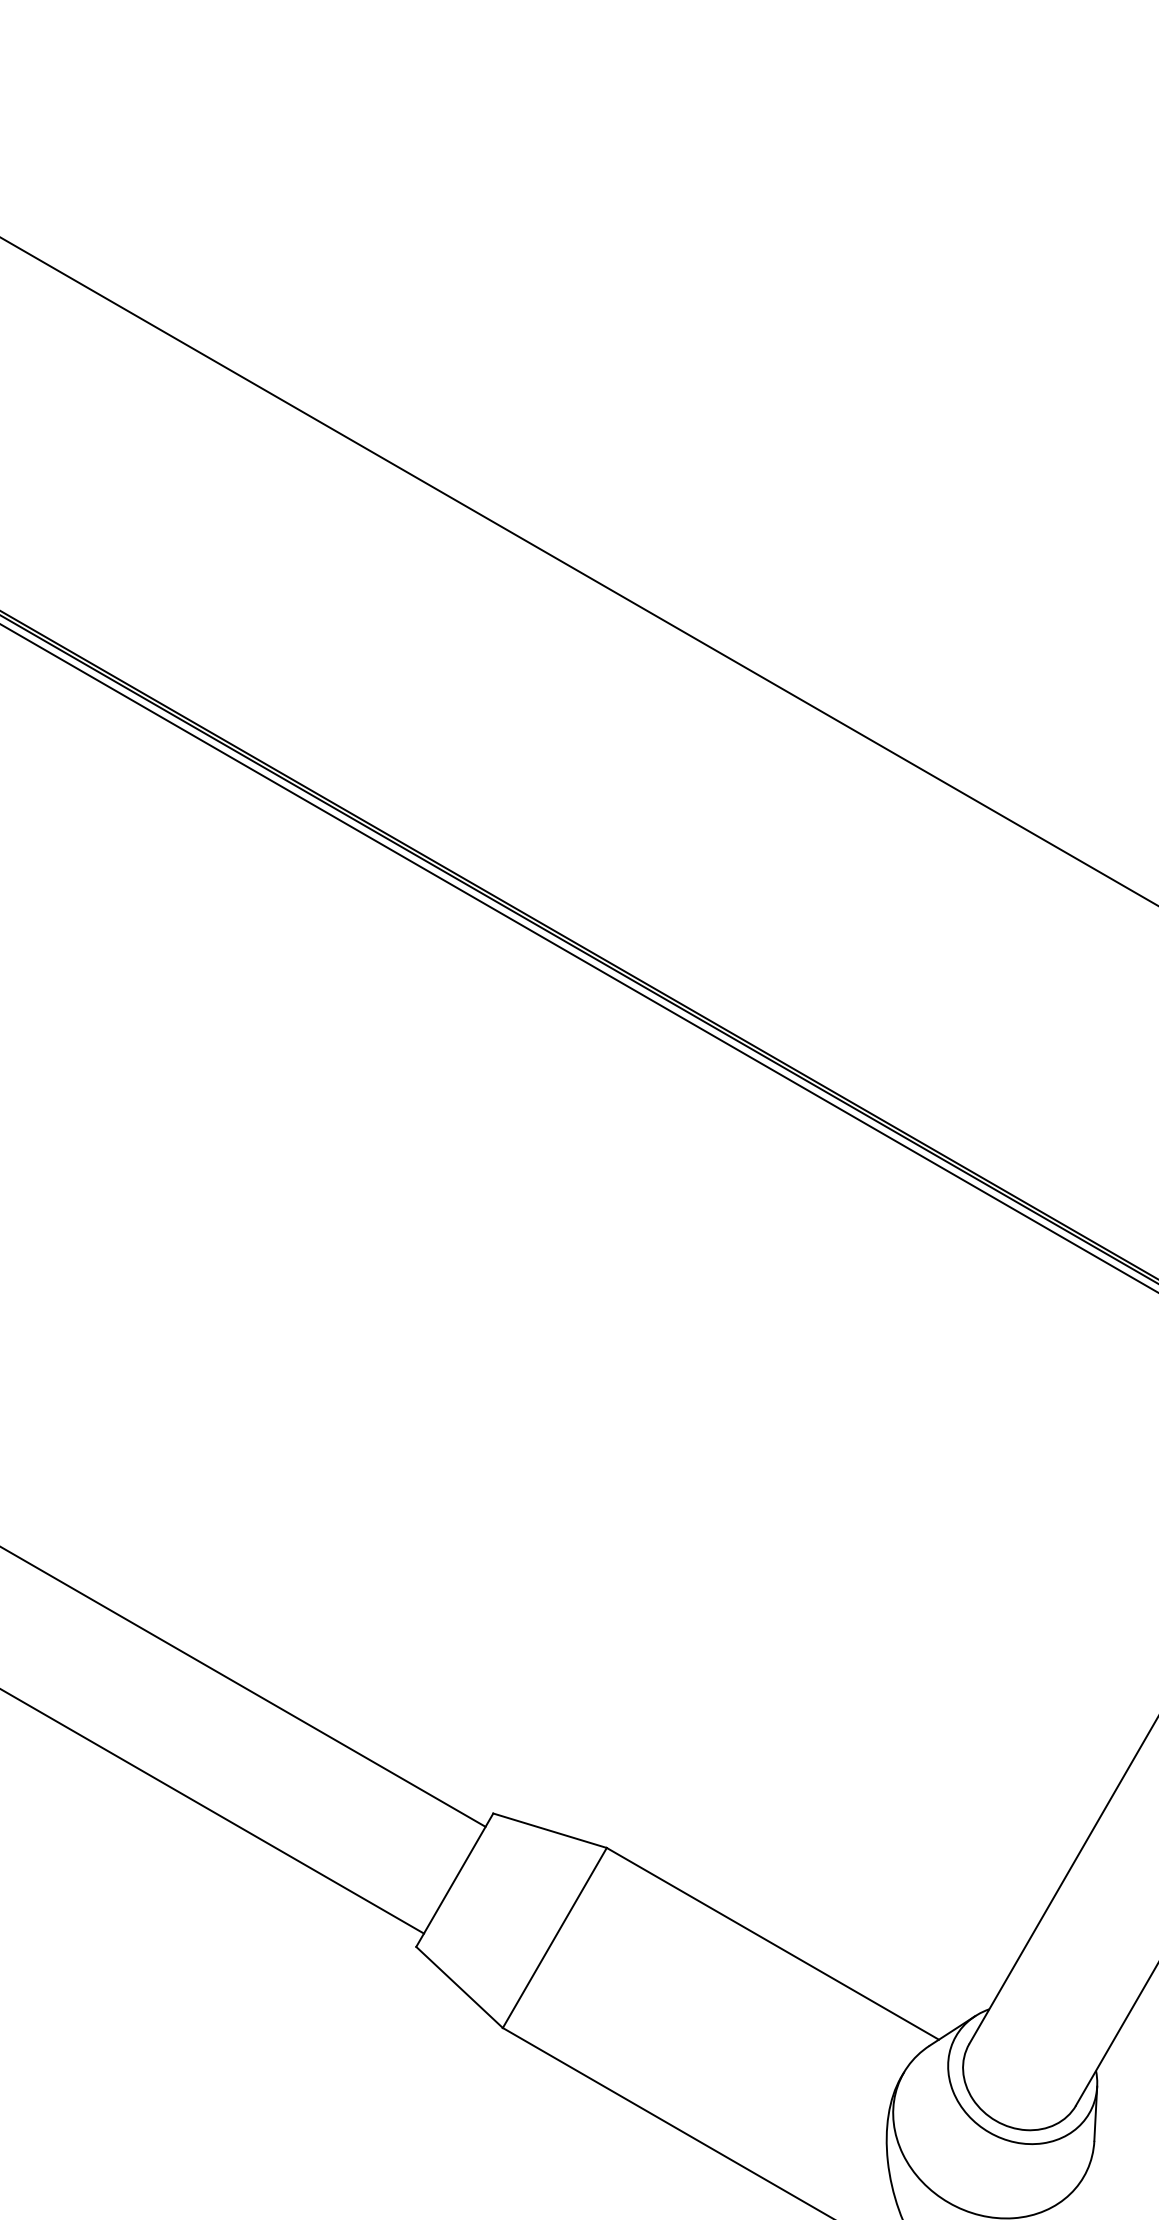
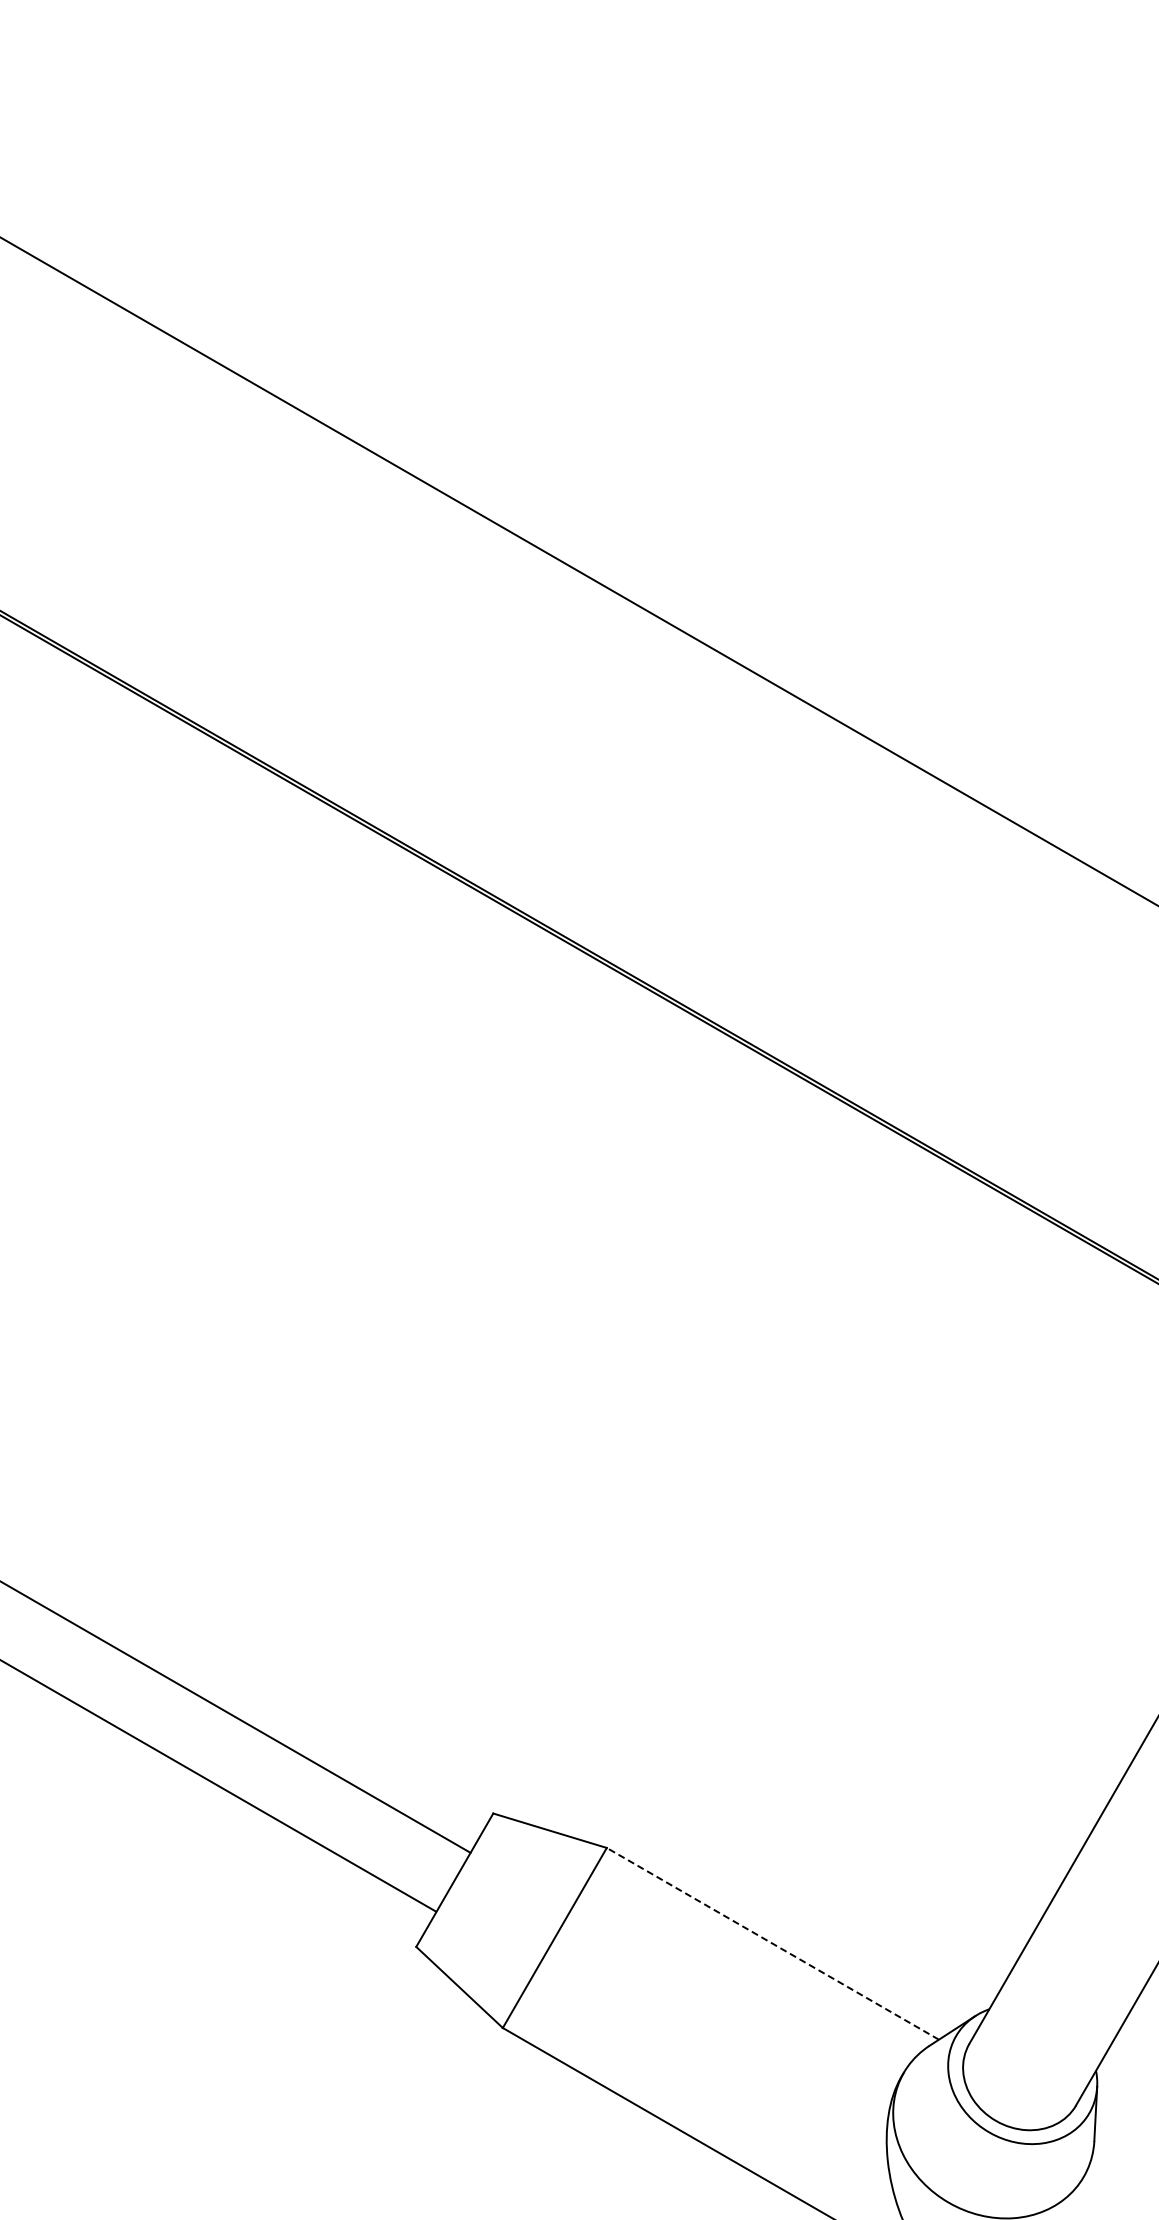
line: present -> none (578, 958)
line position: (243, 1687) -> (236, 1717) (236, 1717)
line position: (213, 1811) -> (219, 1786) (219, 1786)
line: solid -> dashed (772, 1943)
